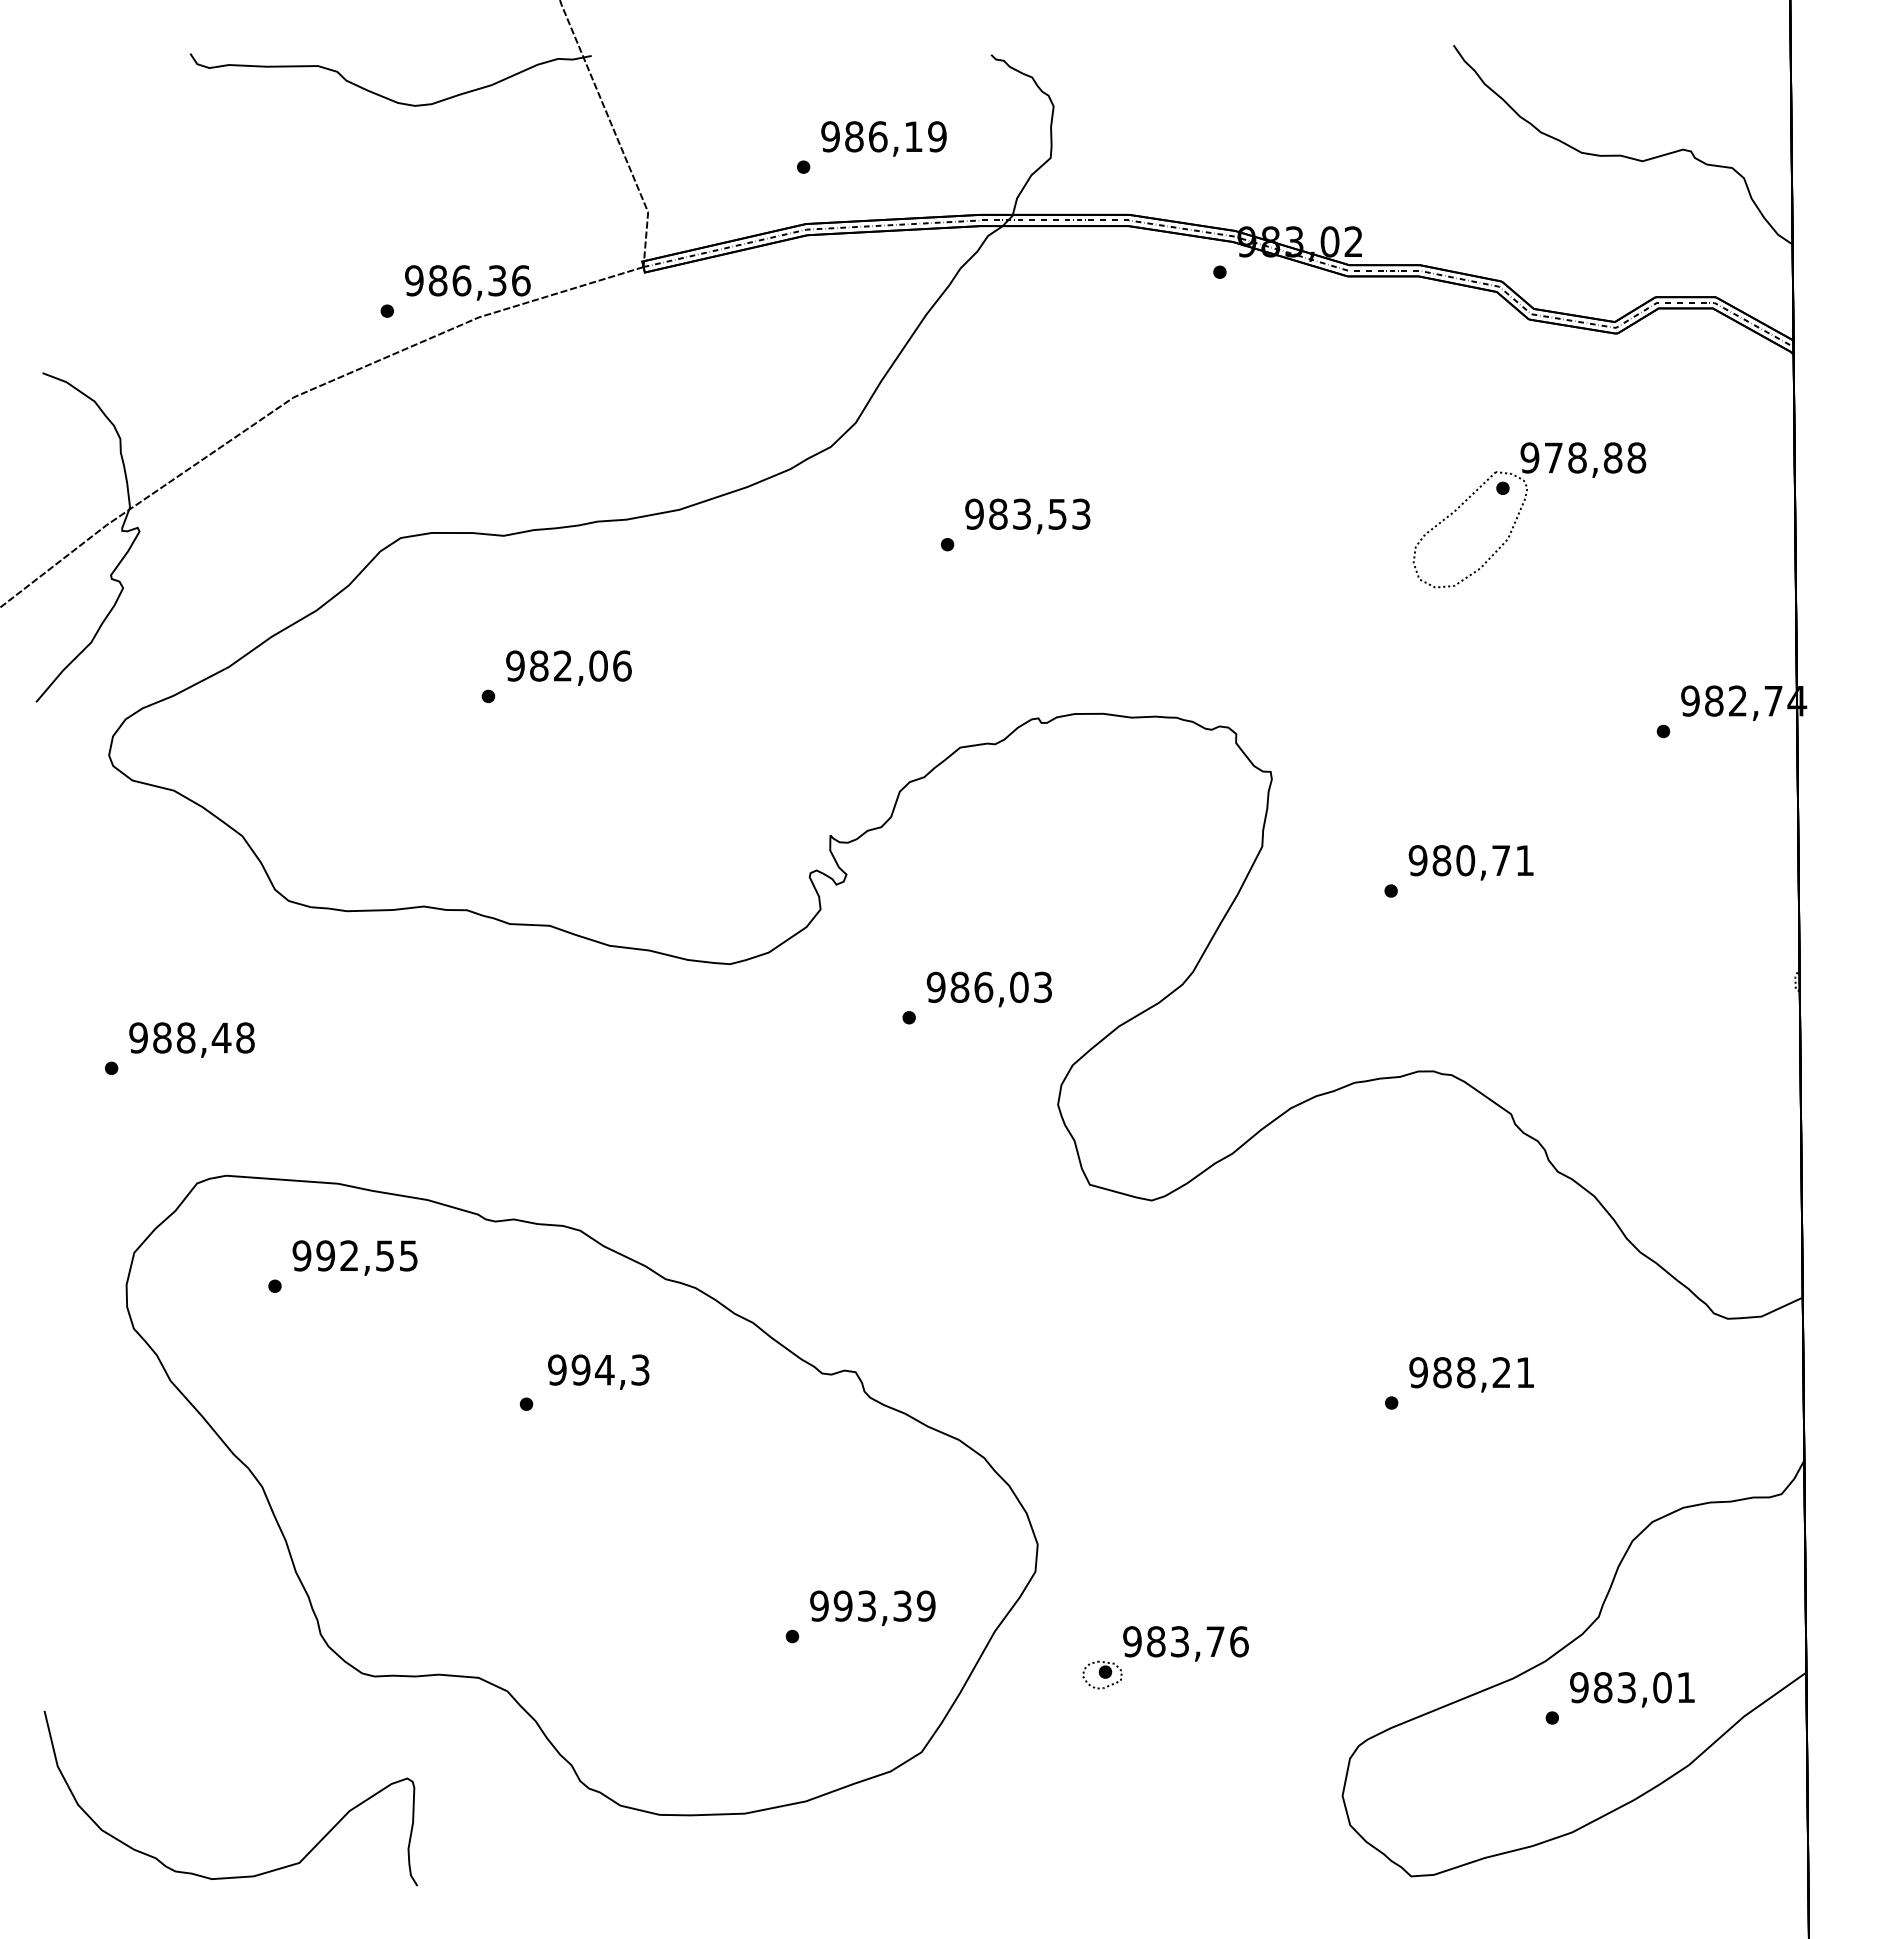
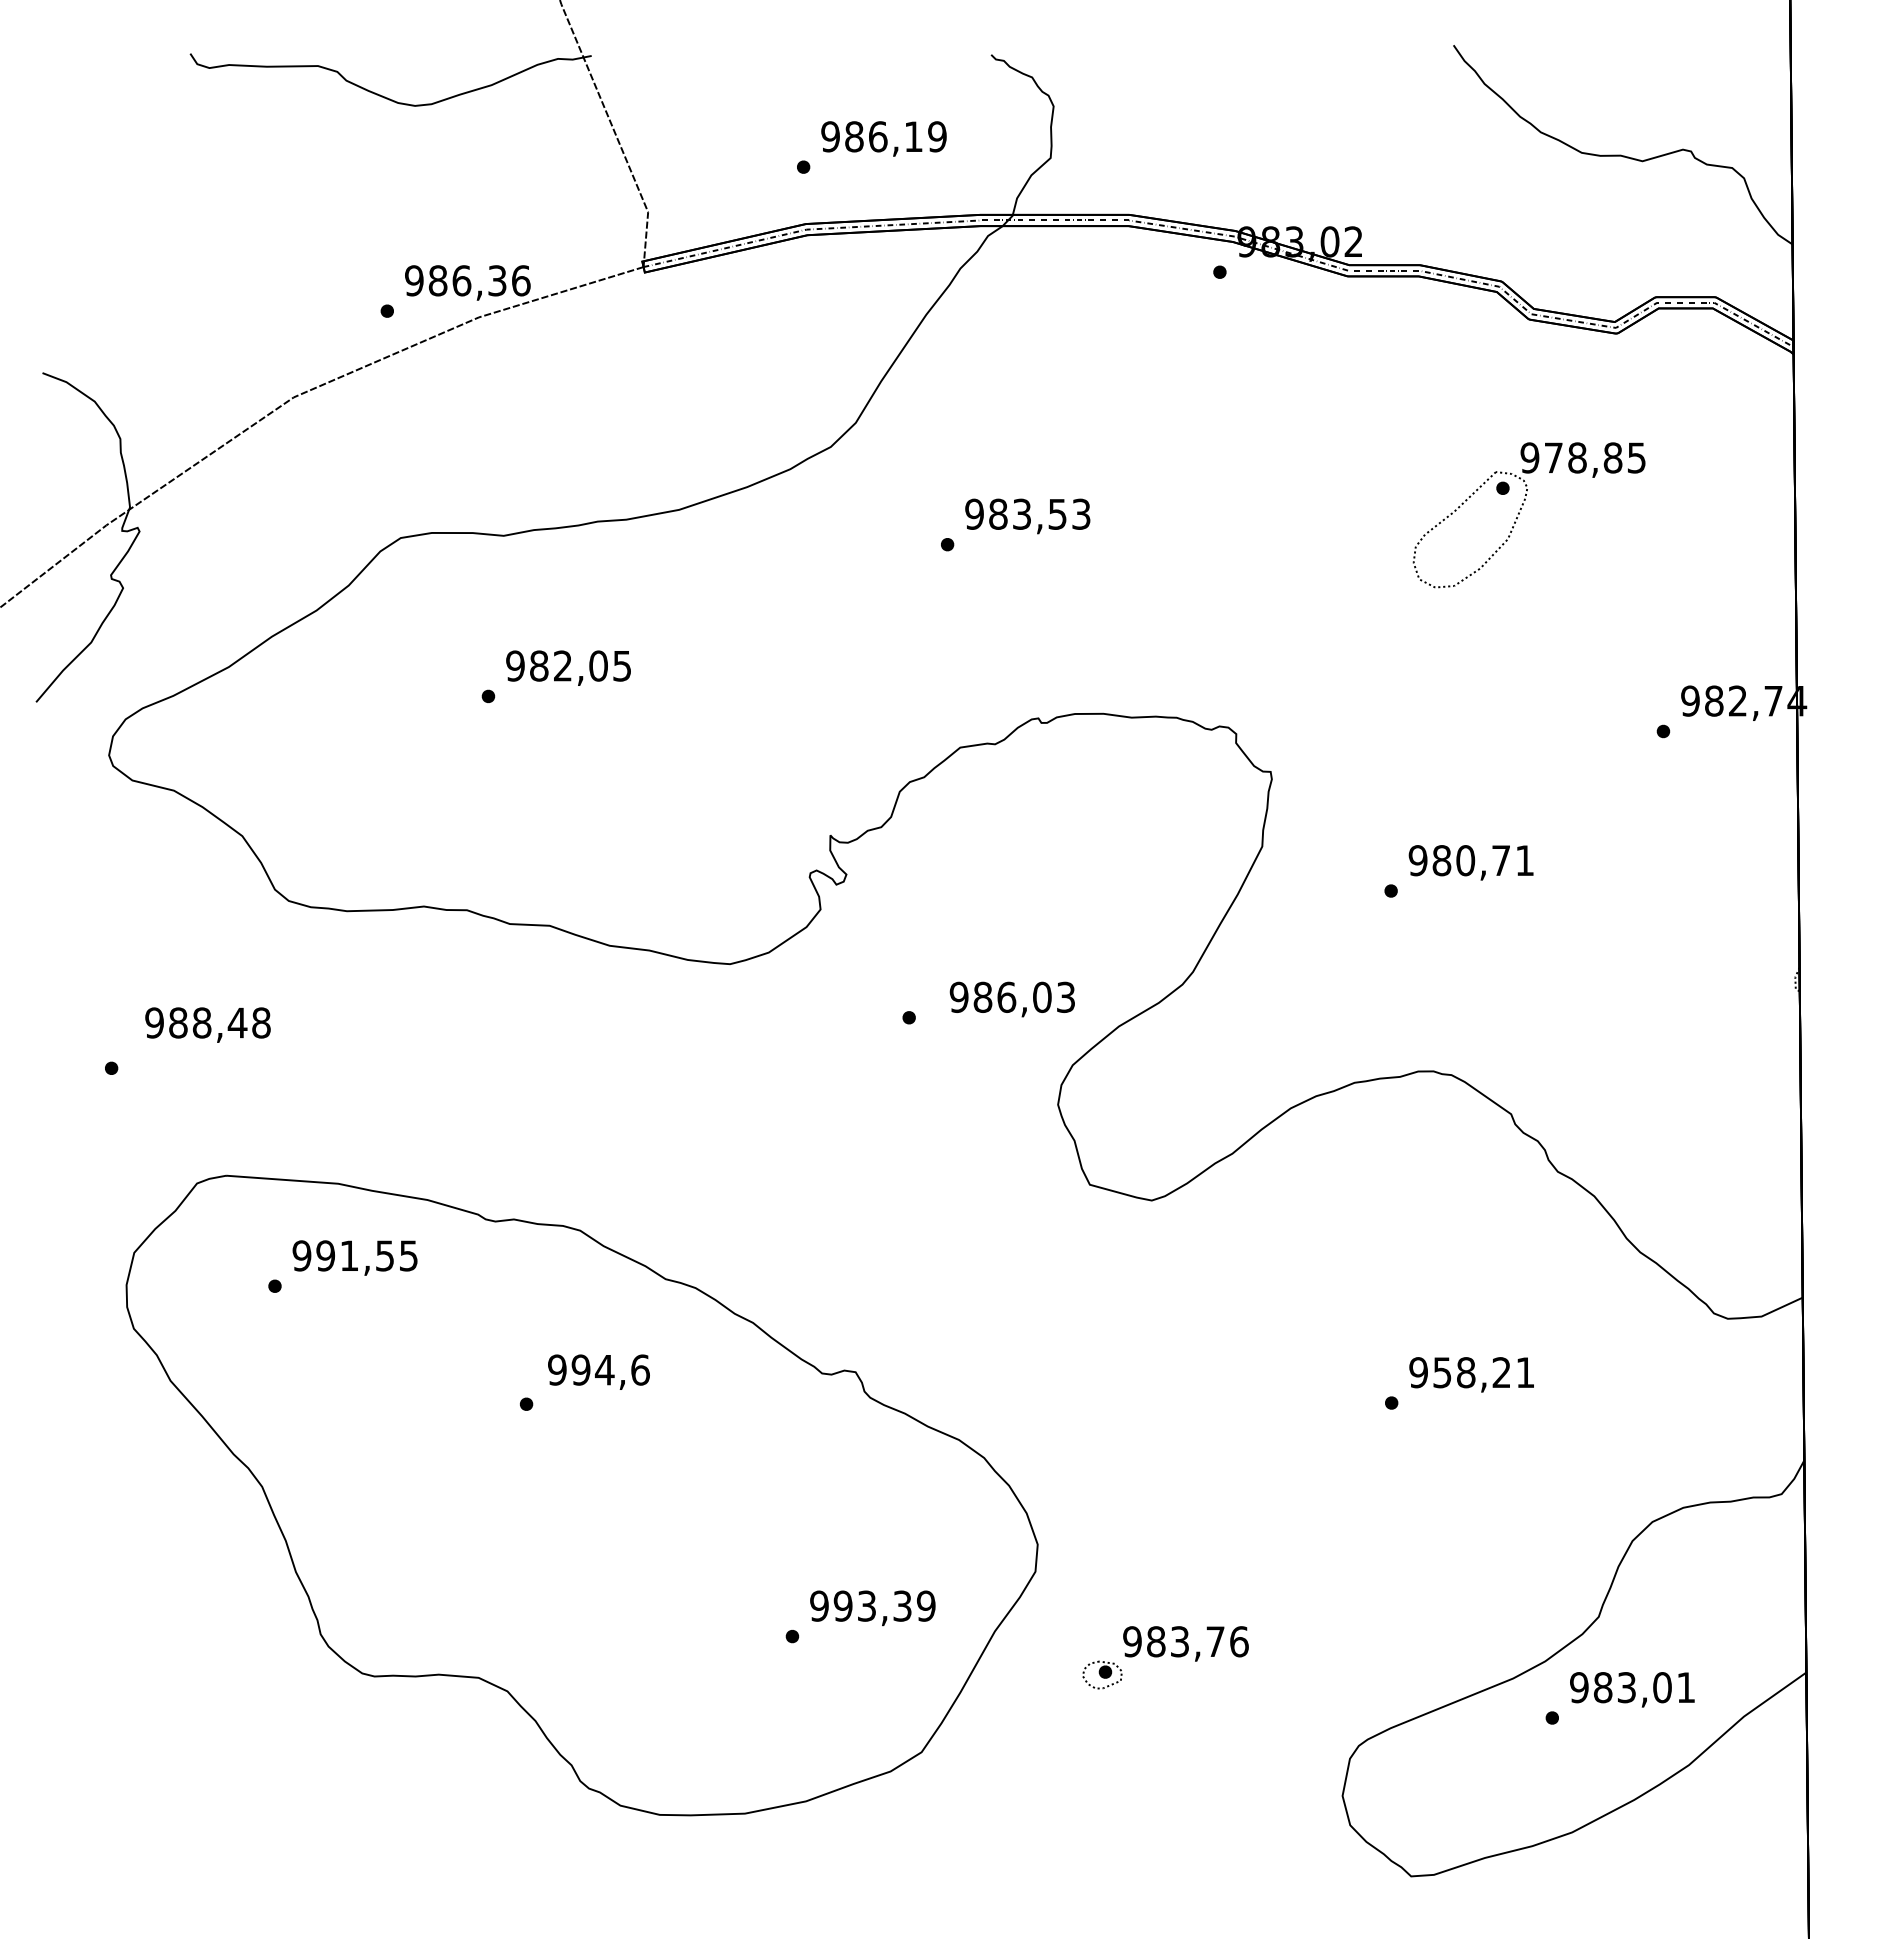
text: 978,88 -> 978,85 (1636, 457)
text: 982,06 -> 982,05 (622, 665)
text position: (988, 989) -> (1011, 999) (1011, 999)
text position: (191, 1039) -> (207, 1024) (207, 1024)
text: 992,55 -> 991,55 (348, 1255)
text: 994,3 -> 994,6 (640, 1369)
text: 988,21 -> 958,21 (1442, 1372)
curve: present -> none (232, 1876)
